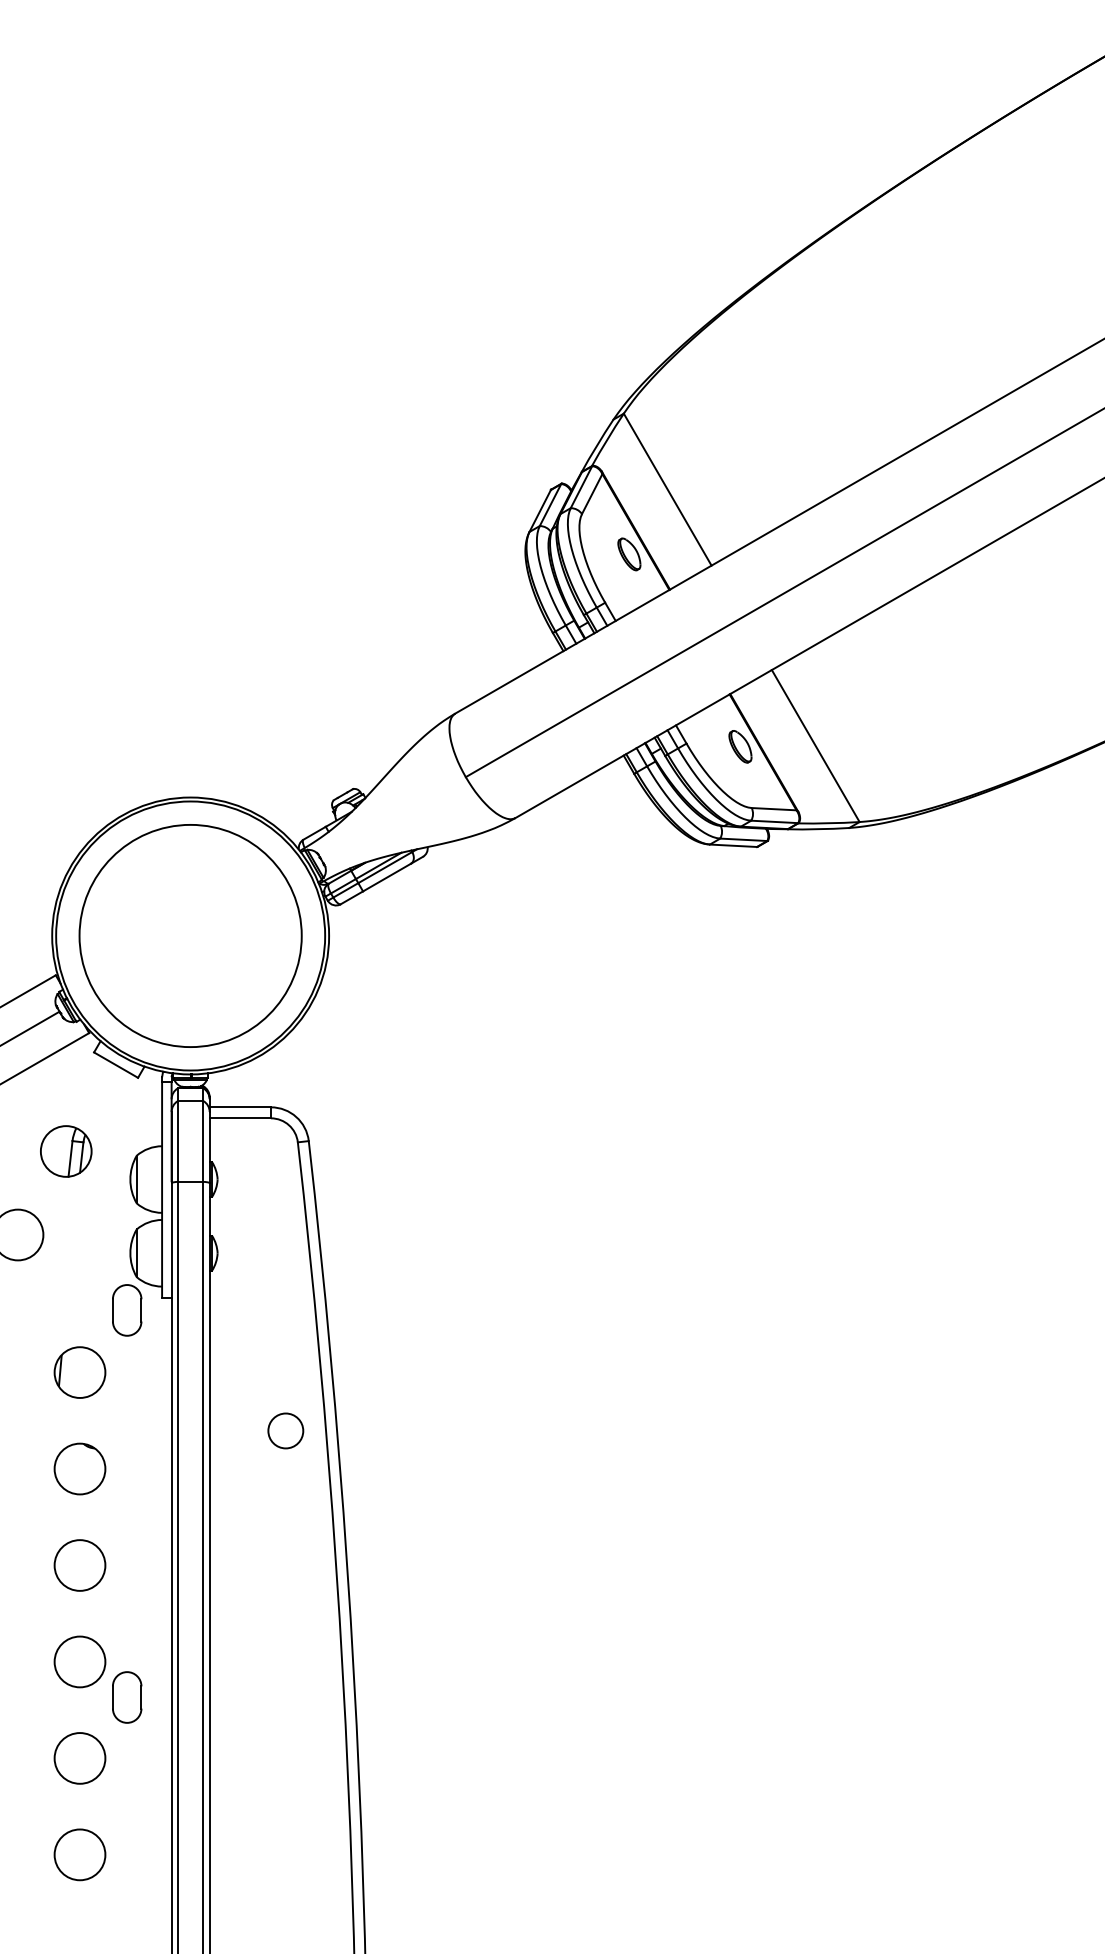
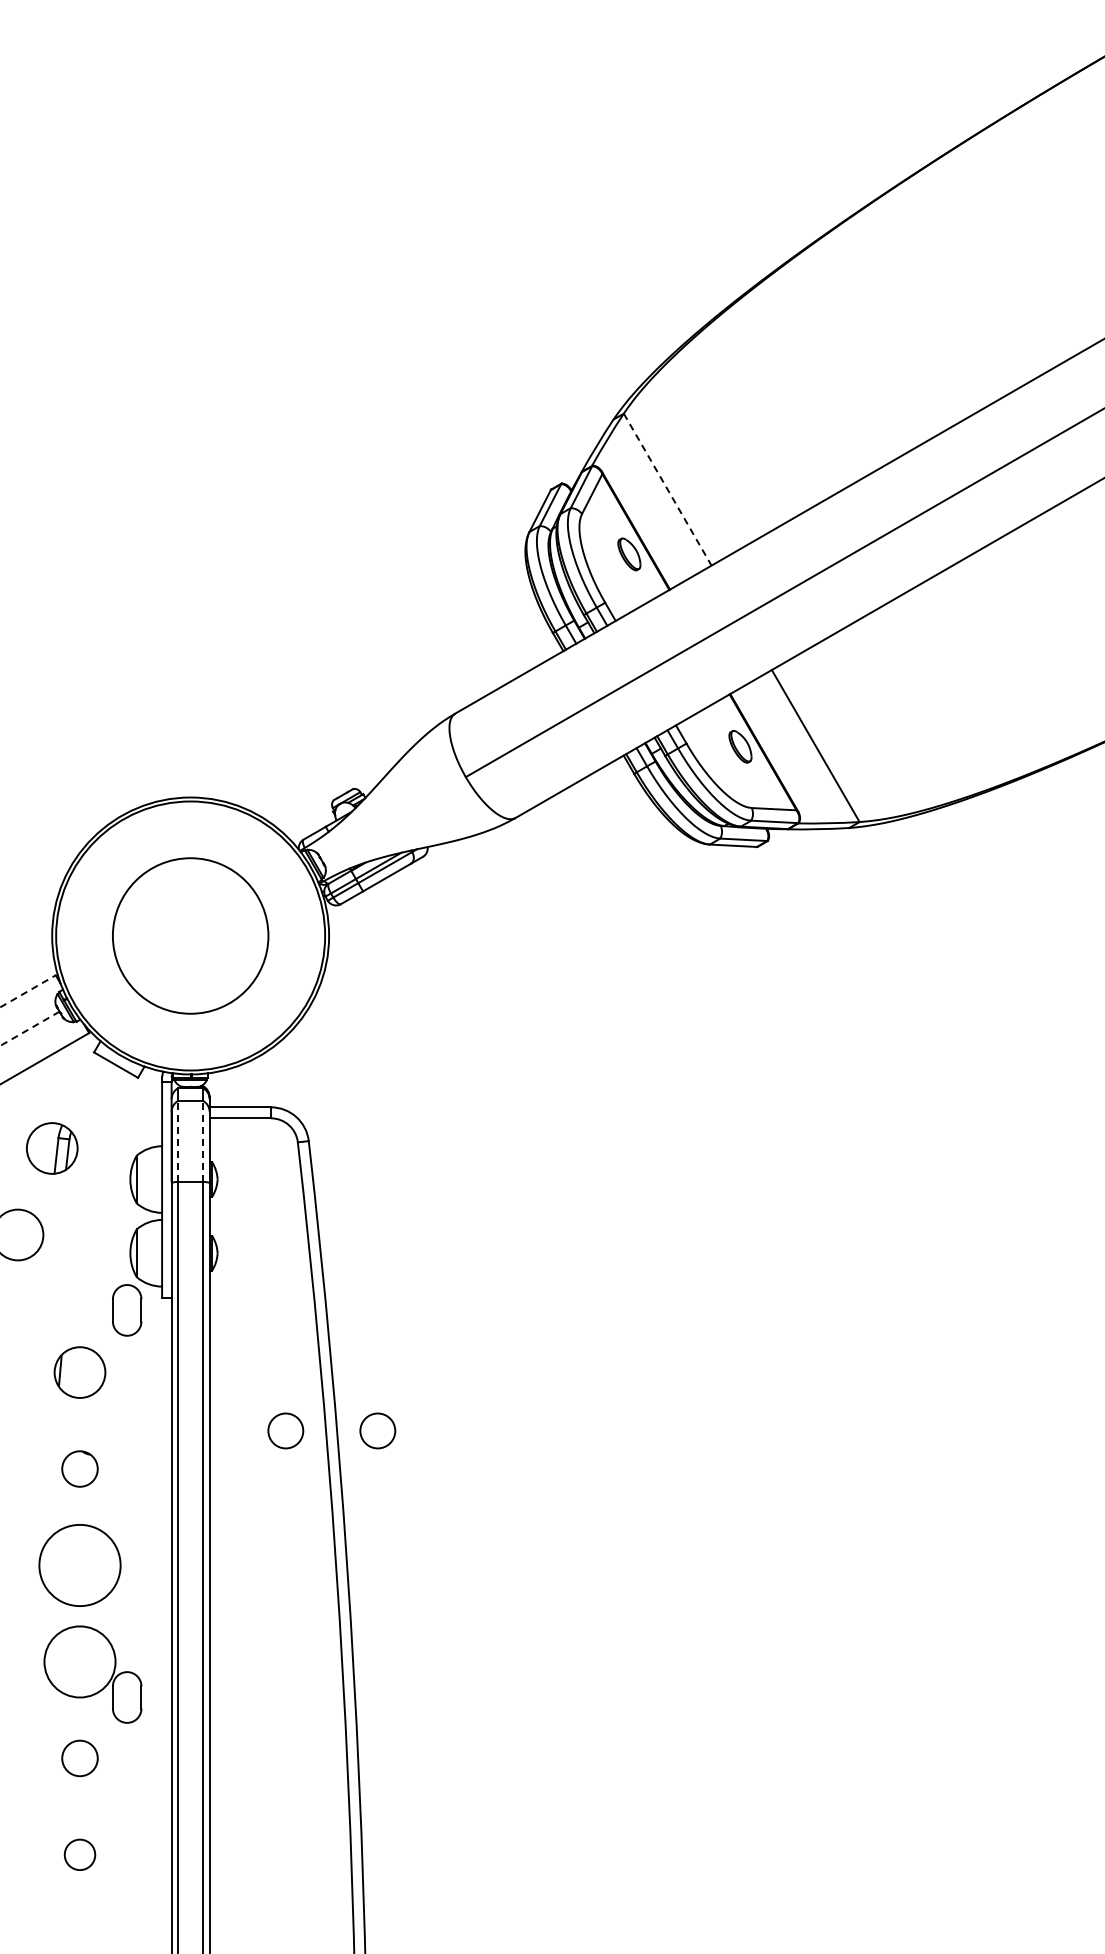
line: solid -> dashed (667, 489)
circle diameter: 222 px -> 156 px (190, 935)
line: solid -> dashed (28, 991)
line: solid -> dashed (29, 1029)
line: solid -> dashed (177, 1141)
line: solid -> dashed (203, 1141)
part position: (66, 1151) -> (52, 1148) (52, 1148)
circle: none -> present (377, 1430)
part size: 54x54 px -> 38x38 px (79, 1468)
circle diameter: 51 px -> 81 px (79, 1565)
circle diameter: 51 px -> 71 px (79, 1661)
circle size: 54x53 px -> 38x39 px (79, 1758)
circle diameter: 51 px -> 30 px (79, 1854)
